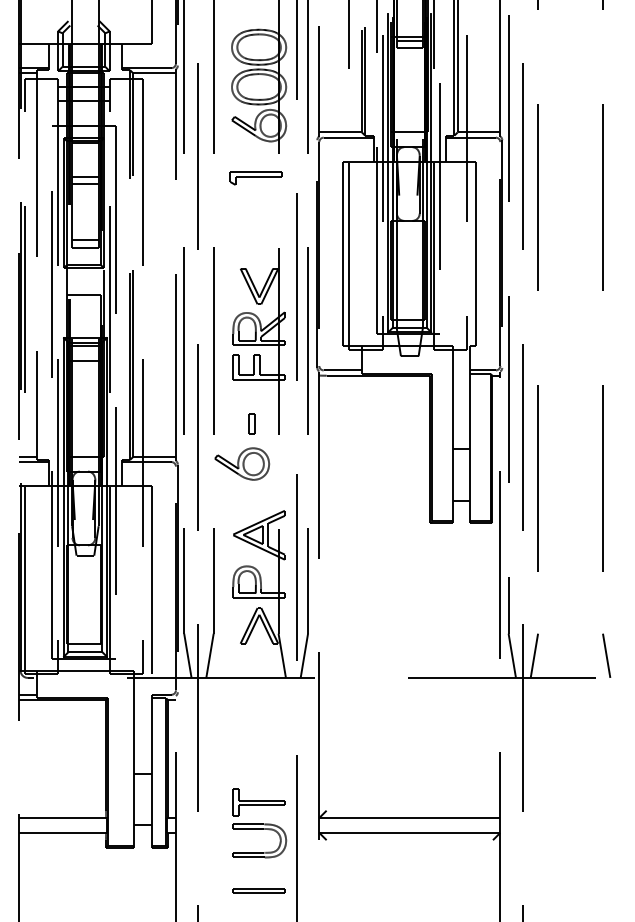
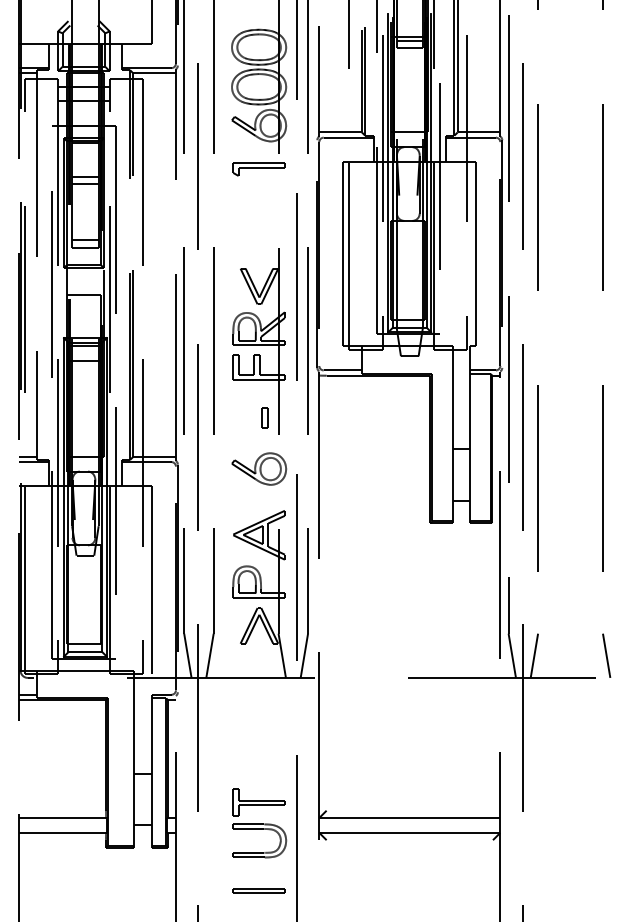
part position: (255, 178) -> (258, 169) (258, 169)
part position: (251, 423) -> (264, 417) (264, 417)
part position: (242, 463) -> (259, 468) (259, 468)
